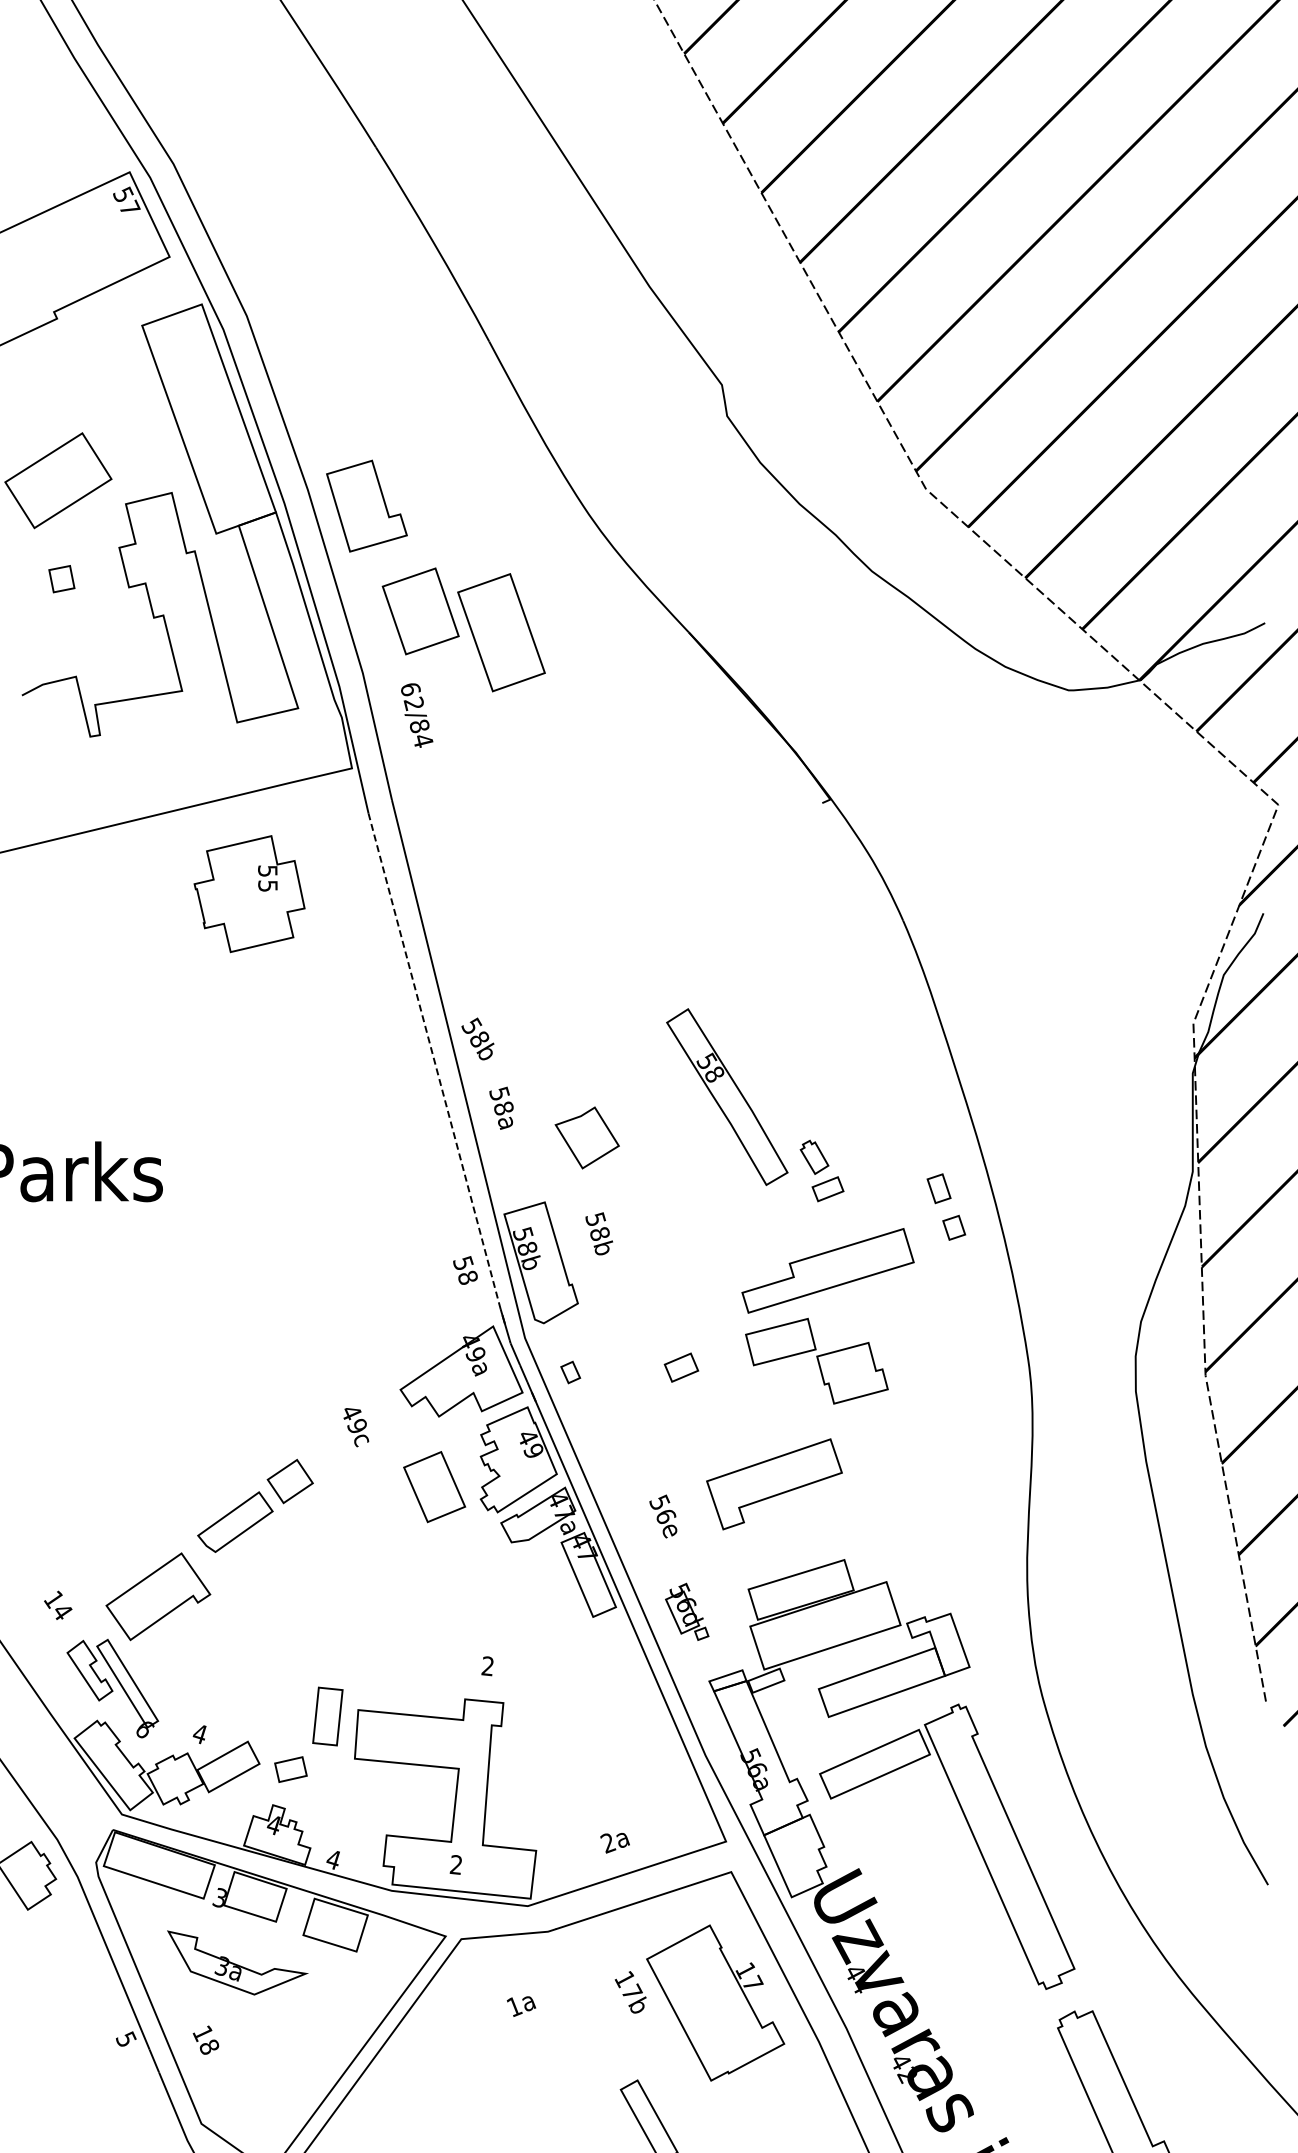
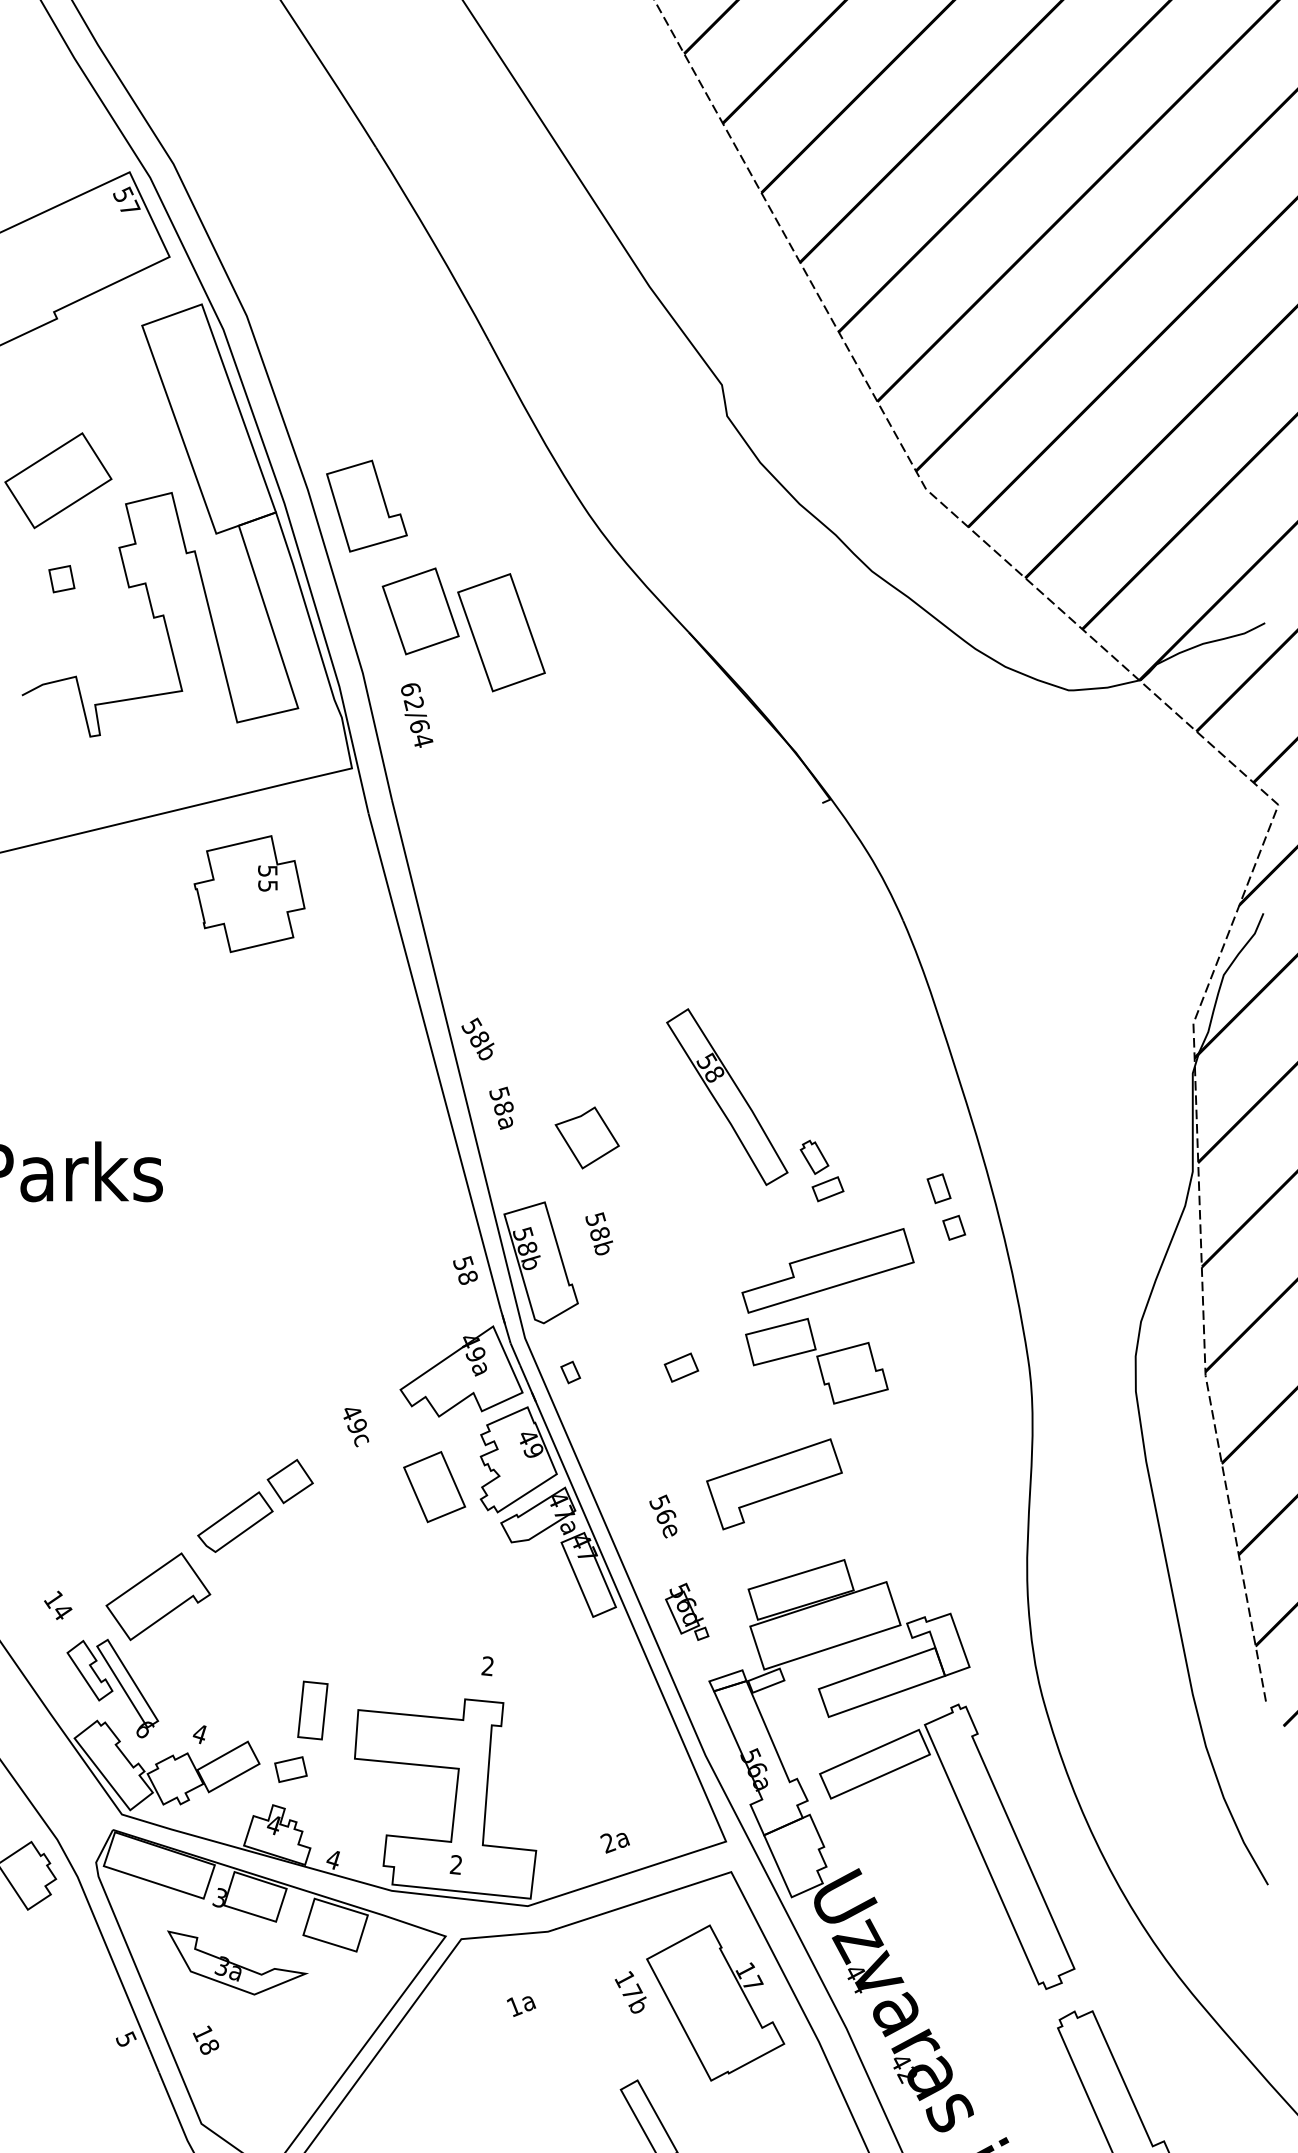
text: 62/84 -> 62/64 (419, 725)
line: dashed -> solid (434, 1060)
part position: (327, 1716) -> (312, 1710) (312, 1710)
